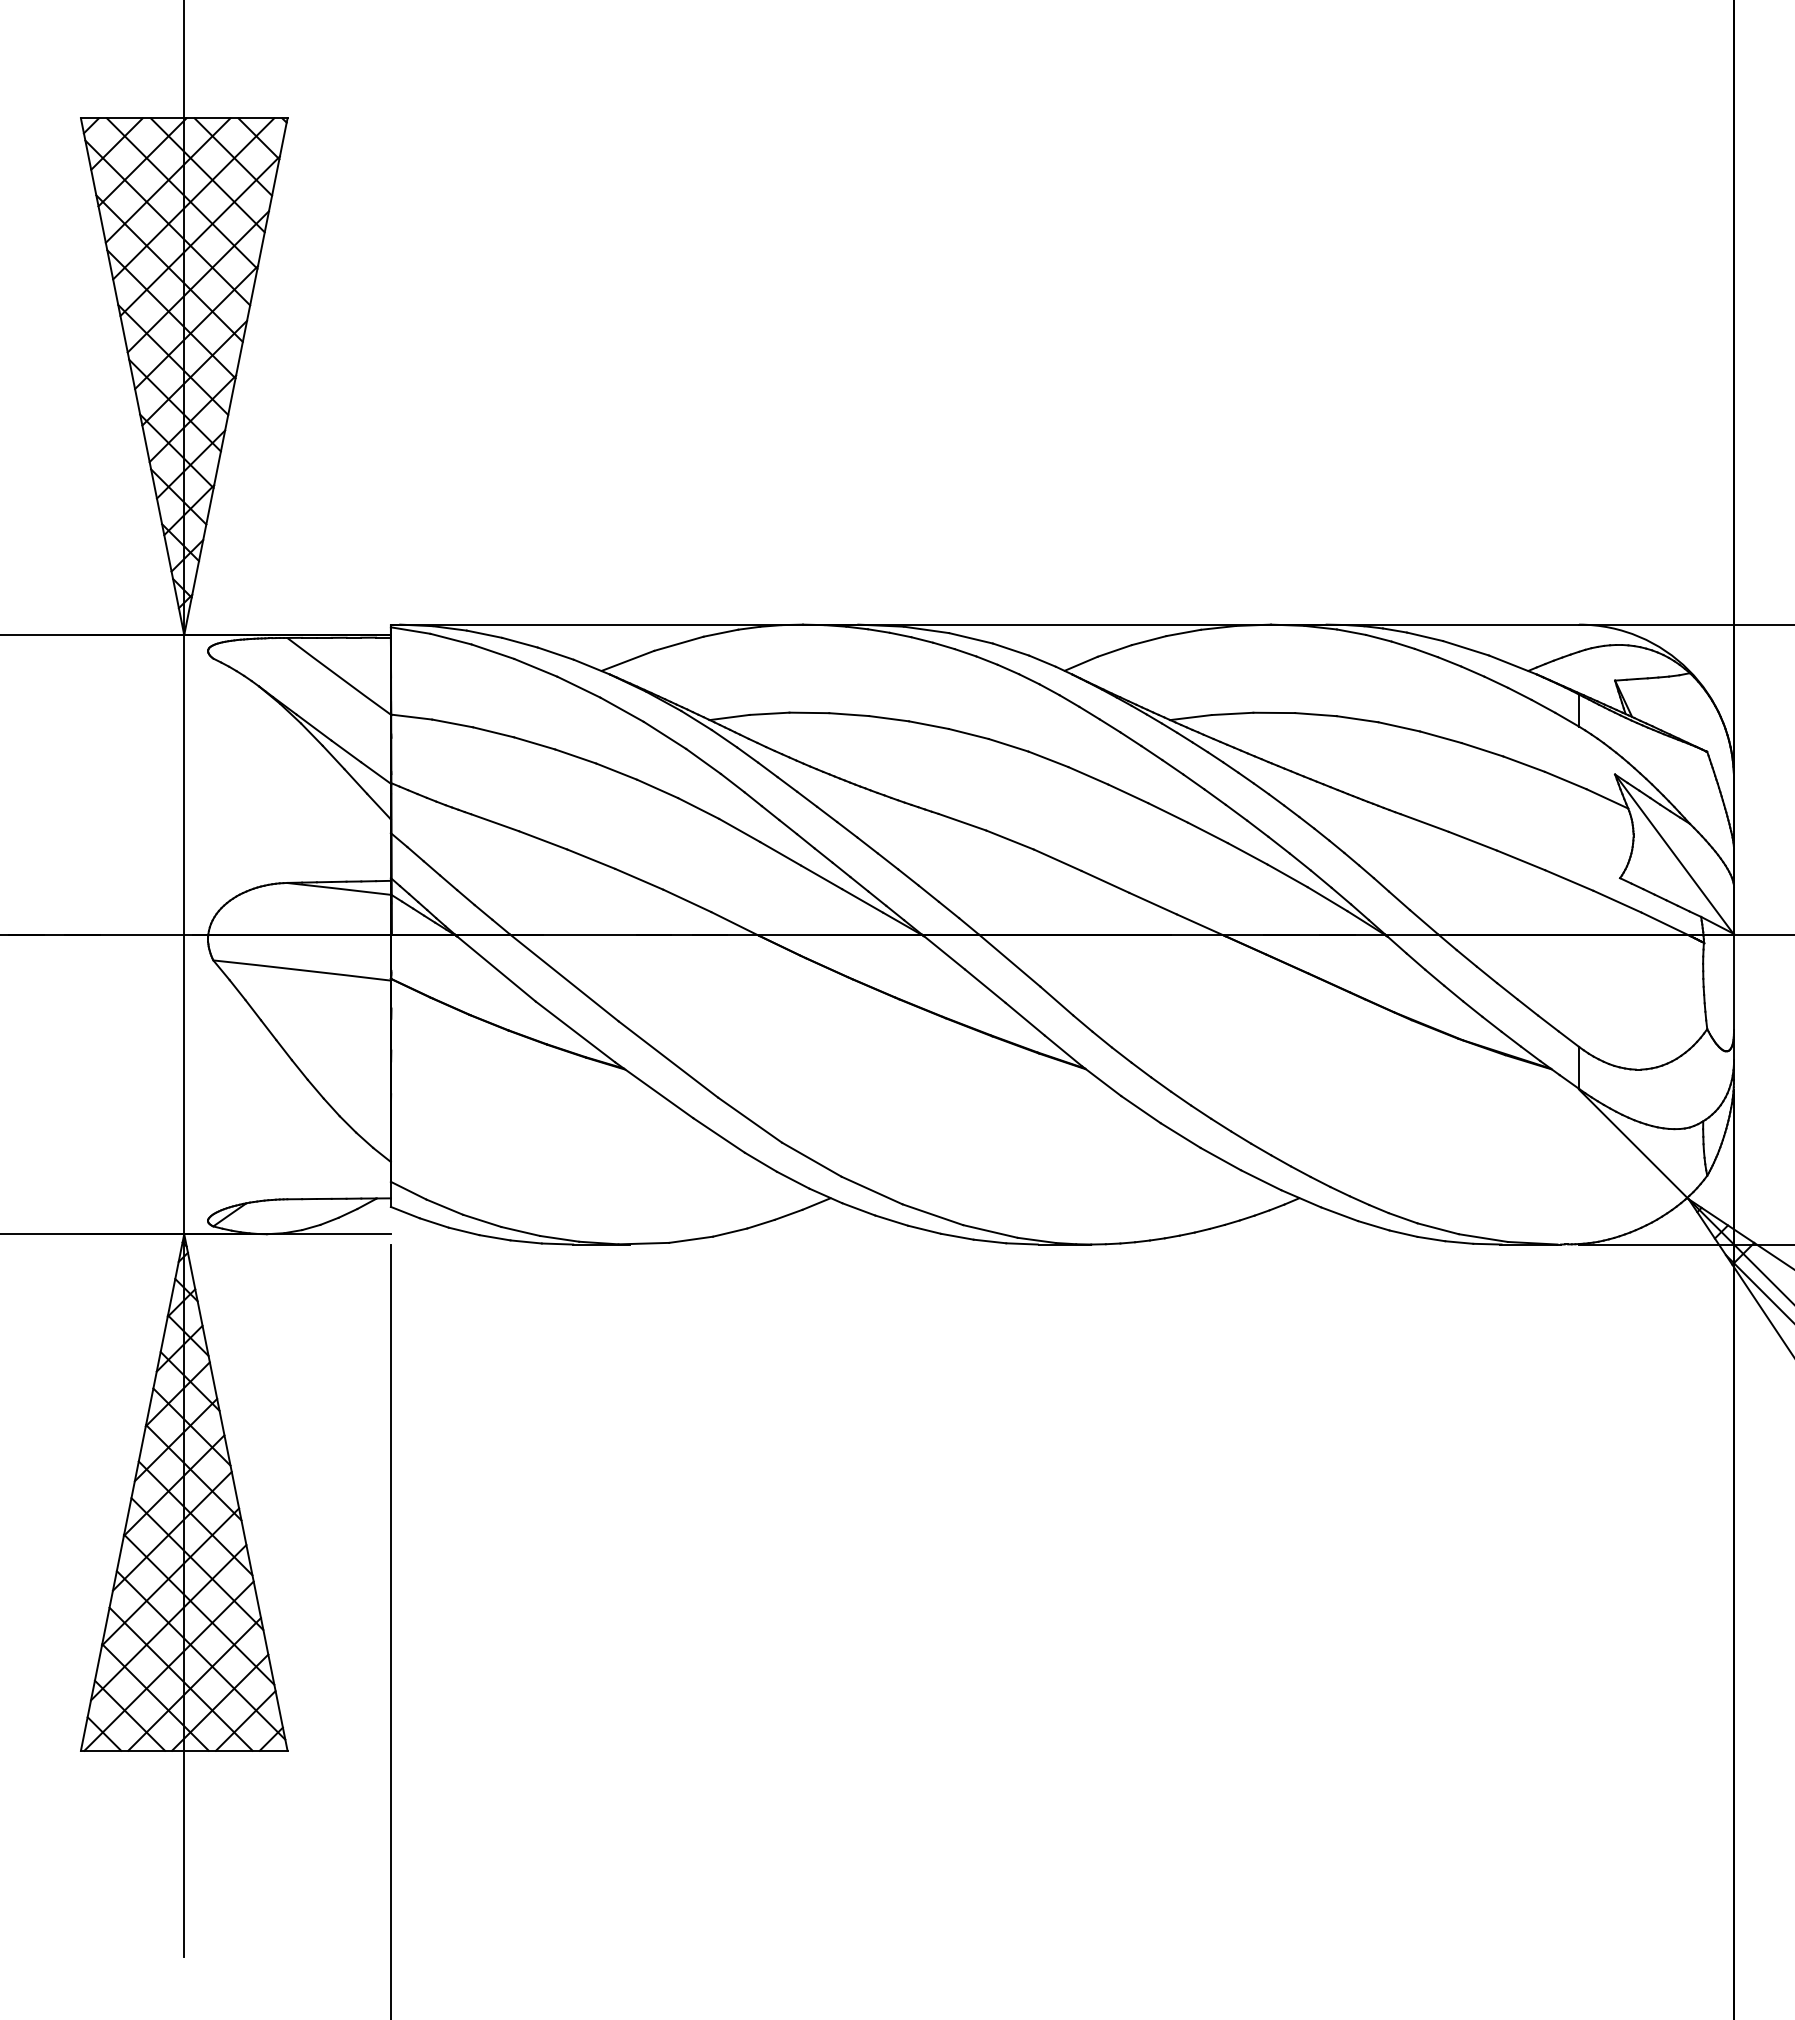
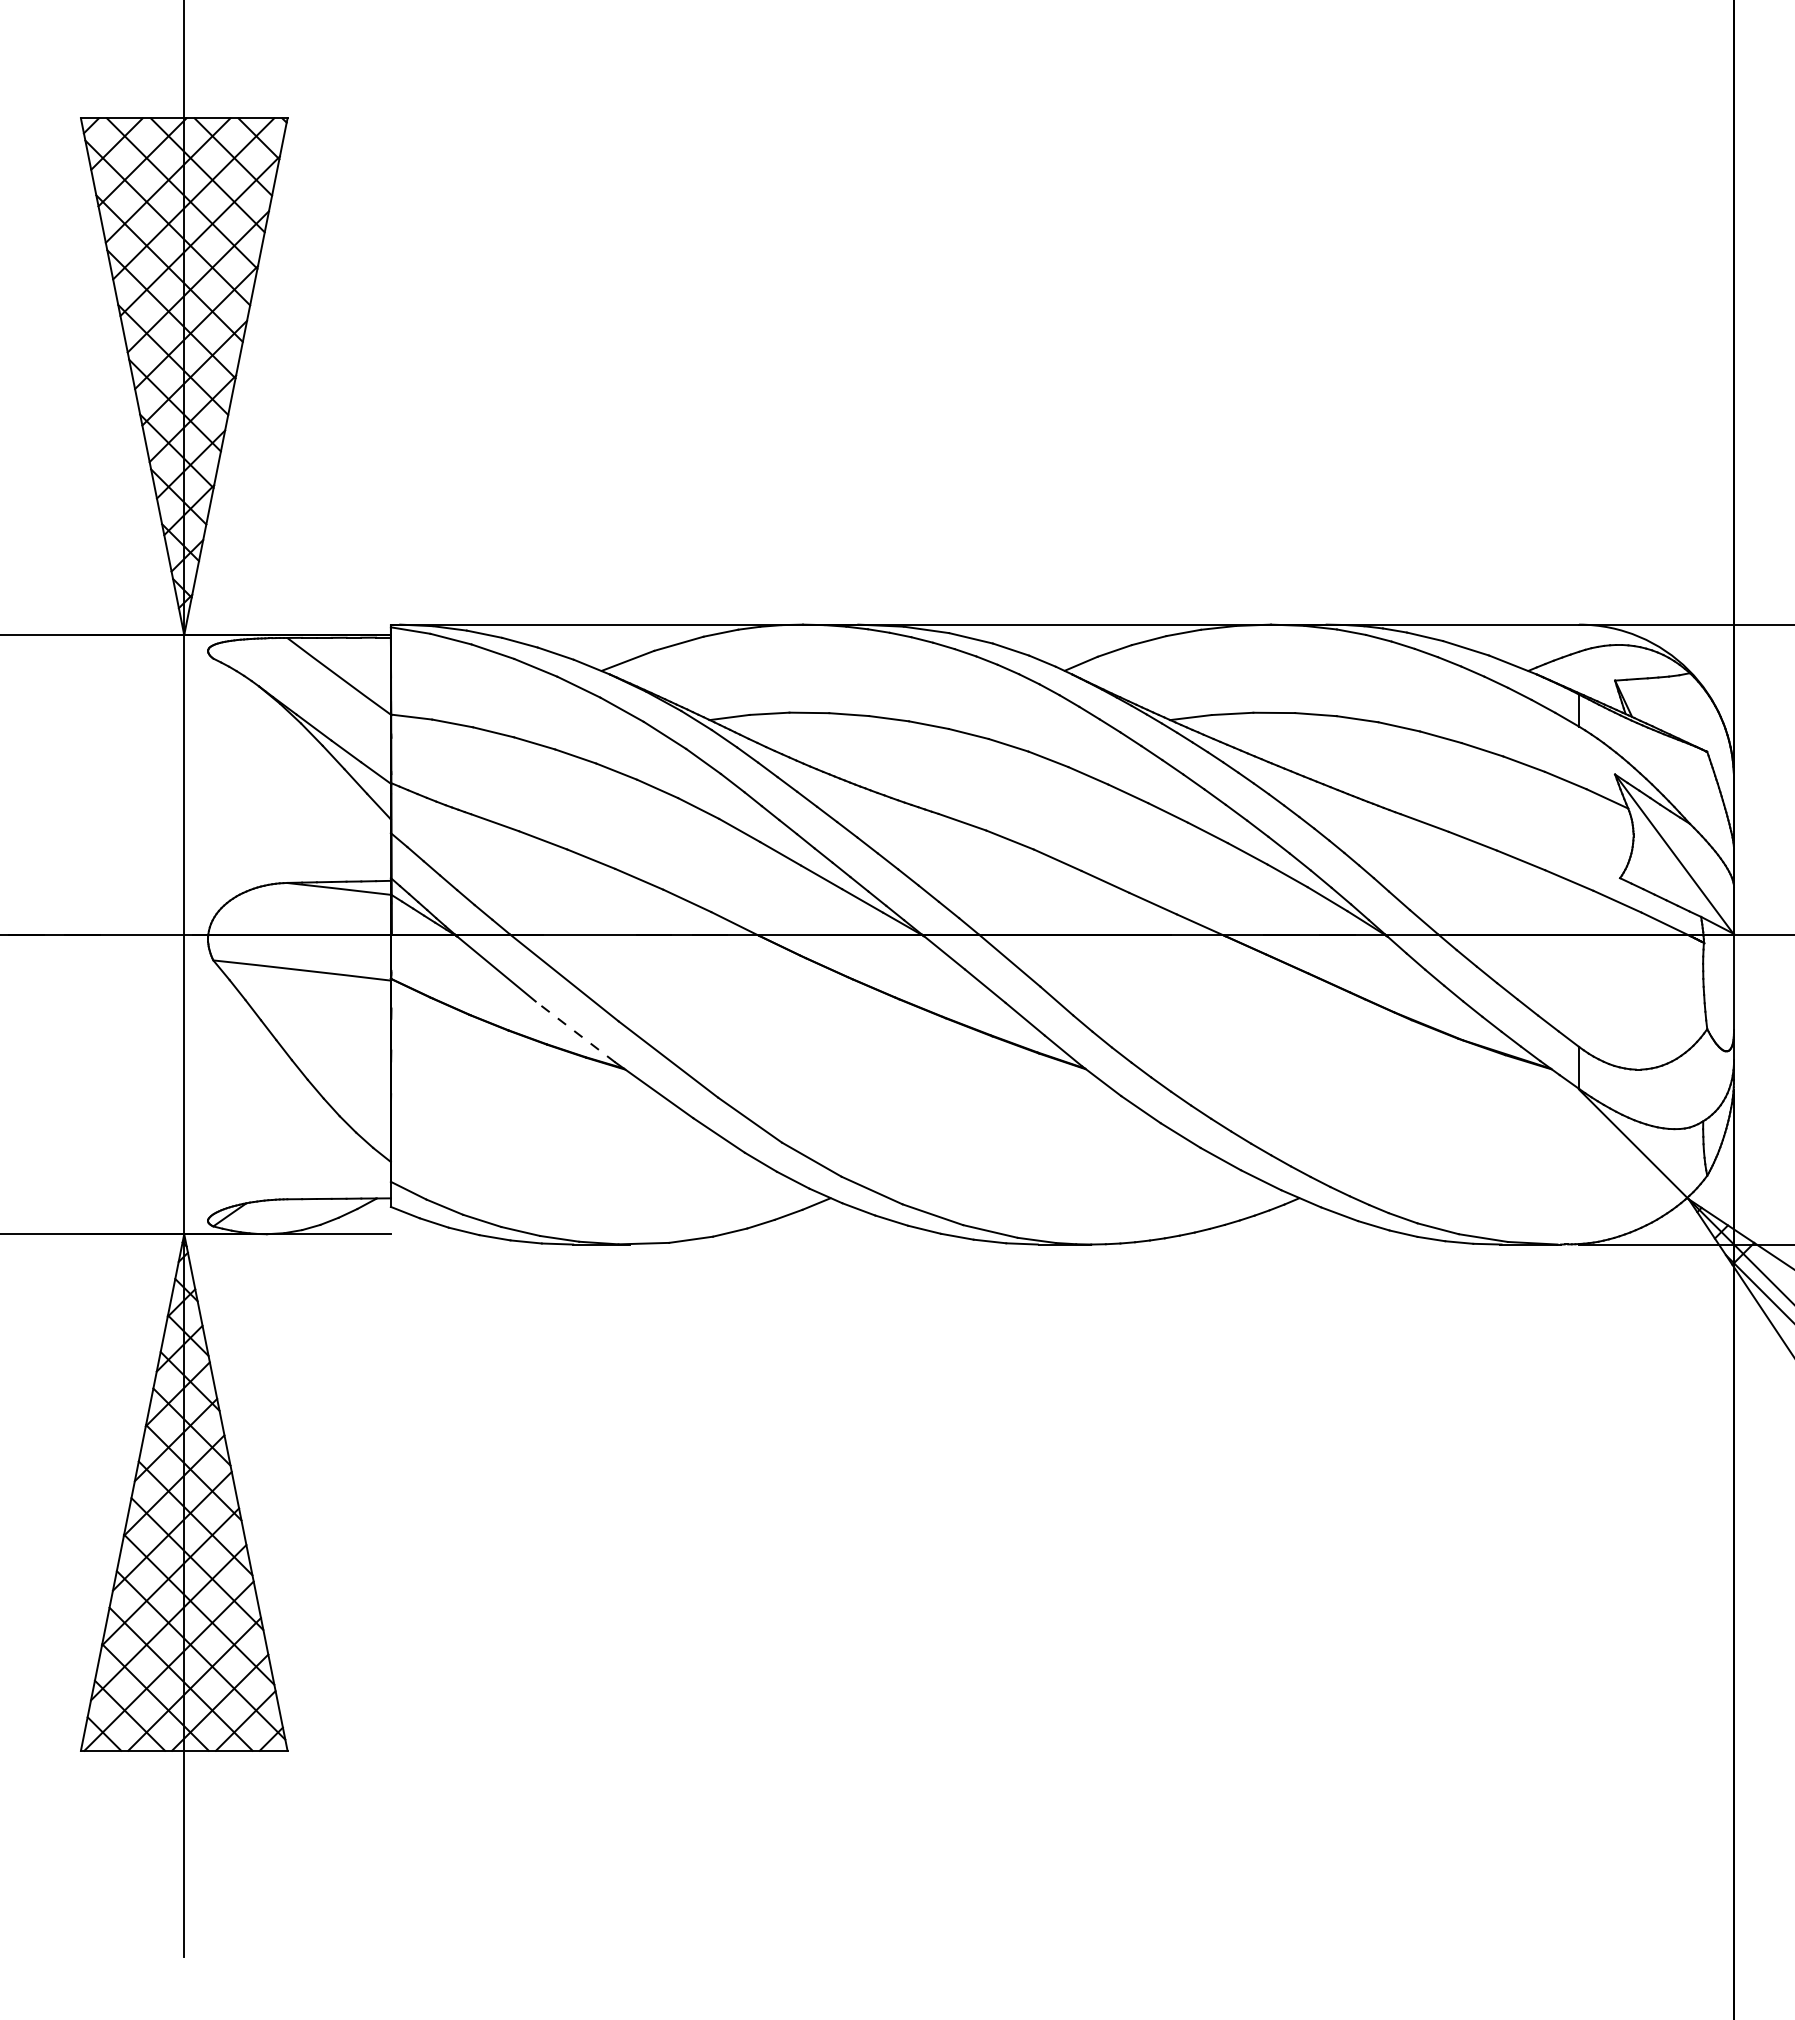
line: solid -> dashed (575, 1031)
line: present -> none (390, 1630)
